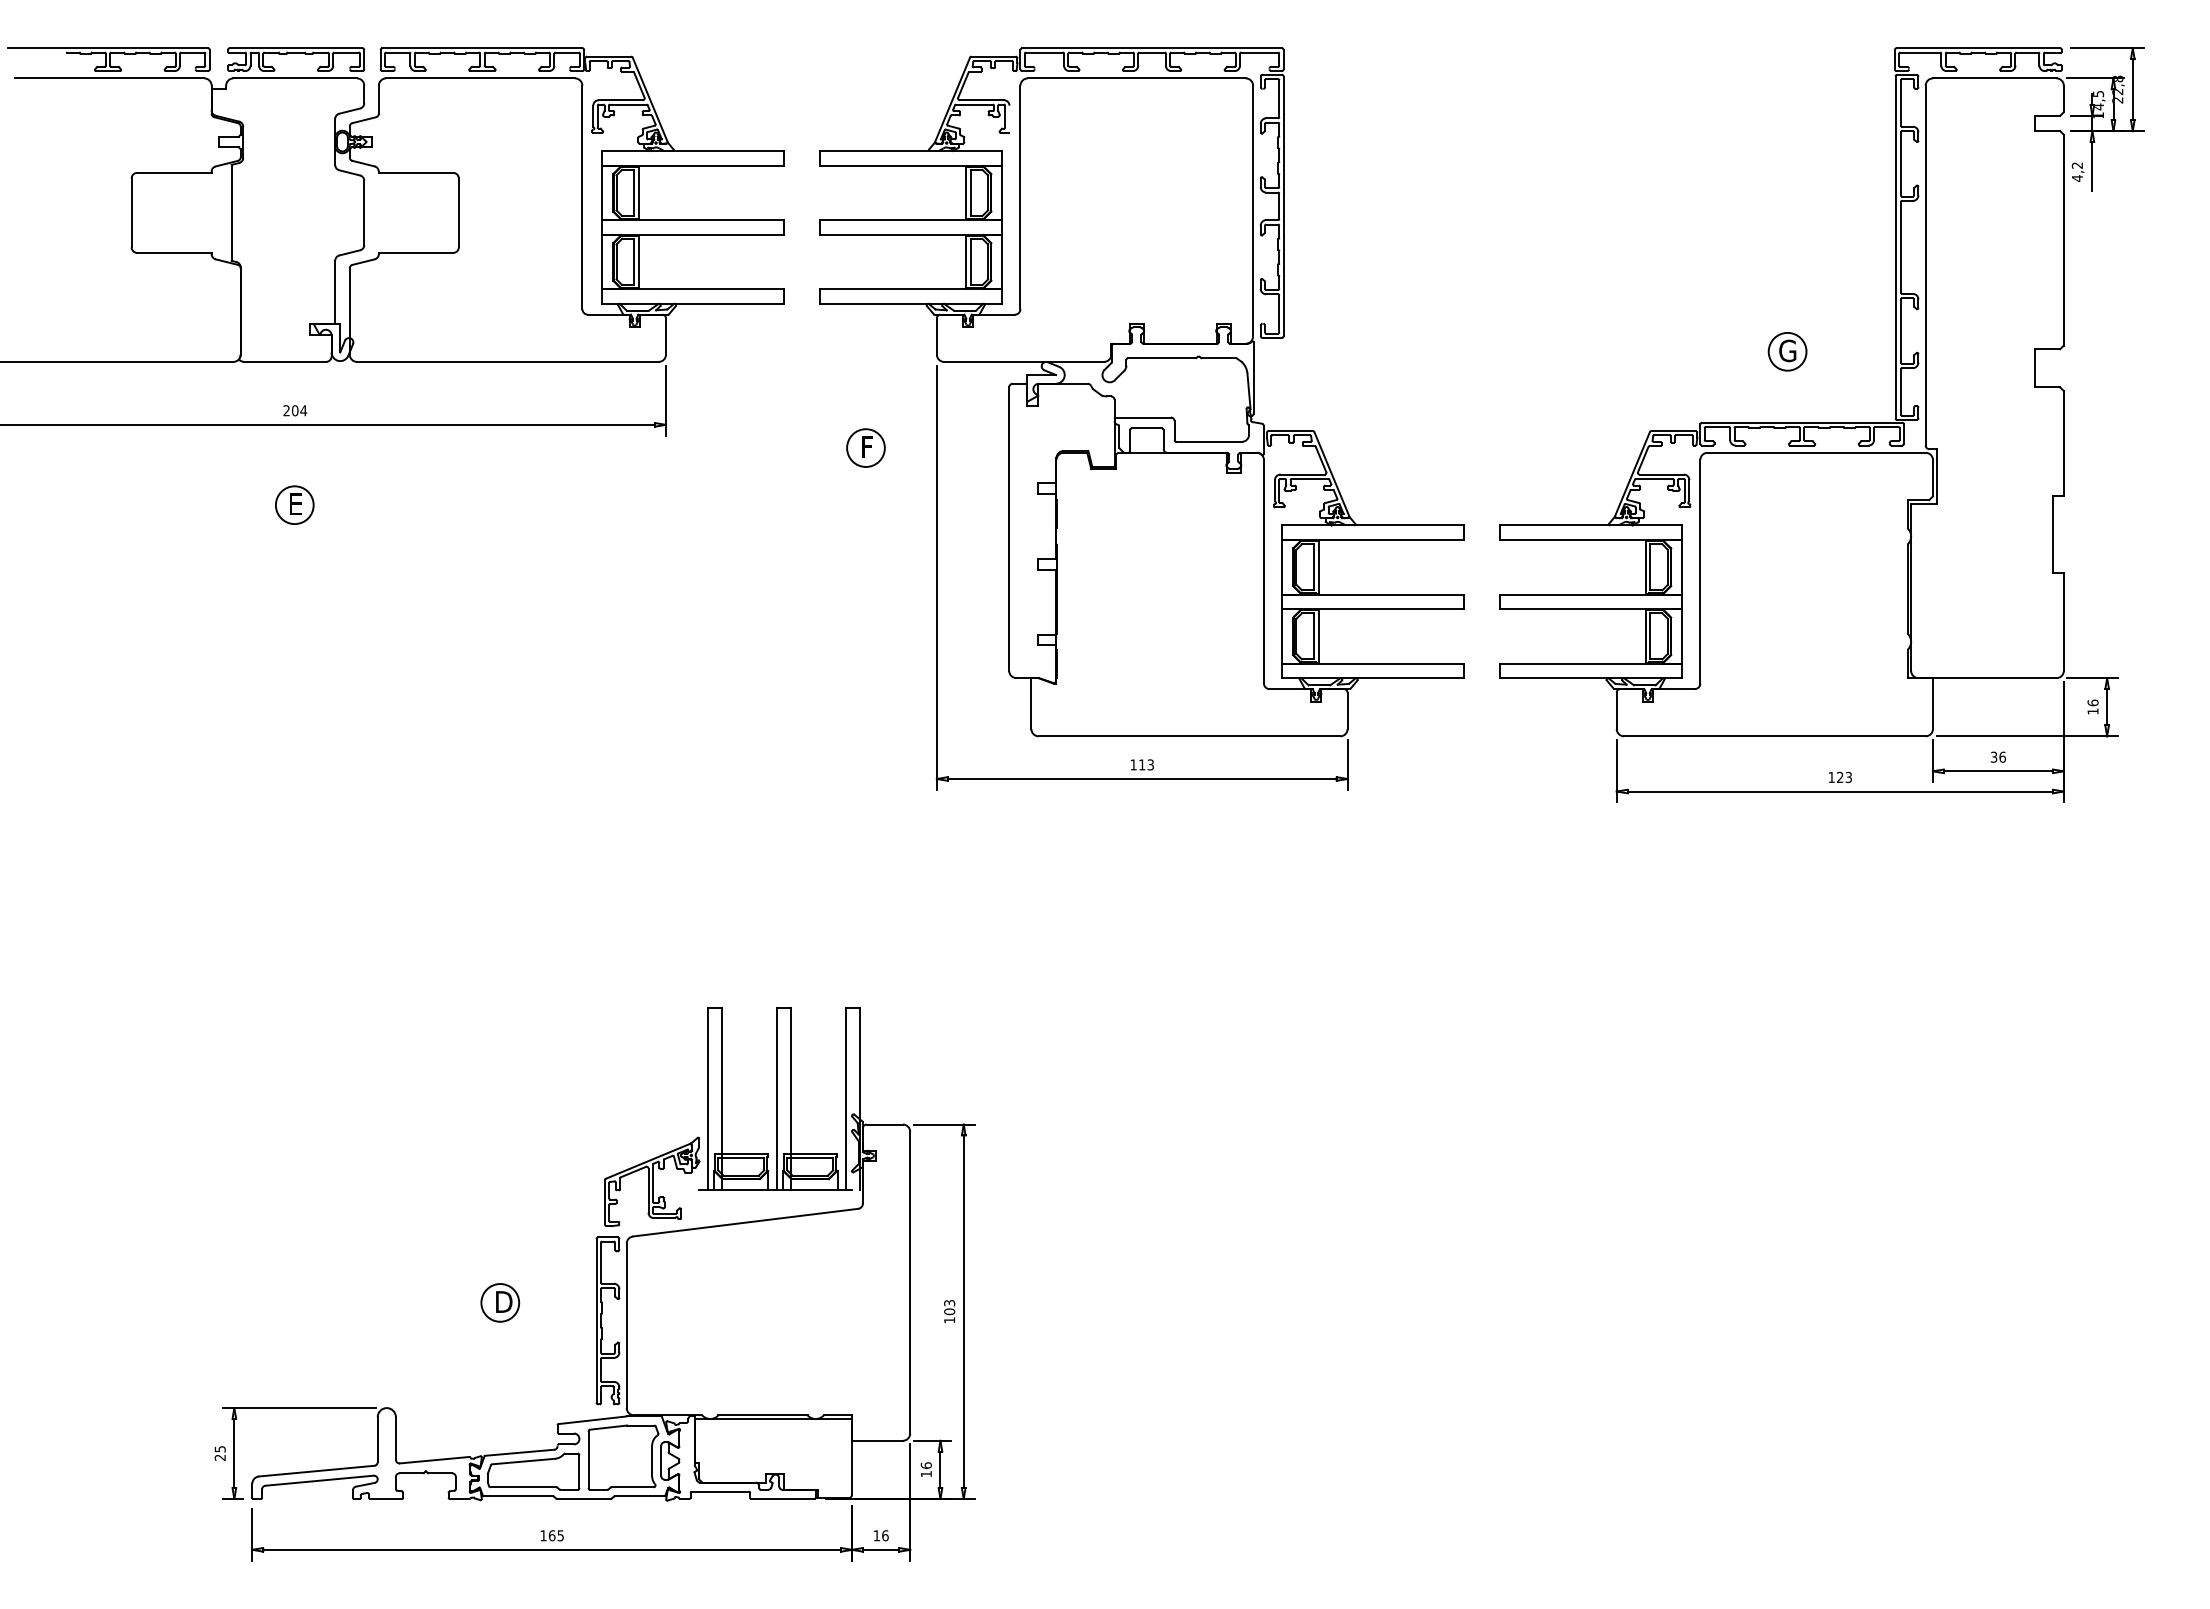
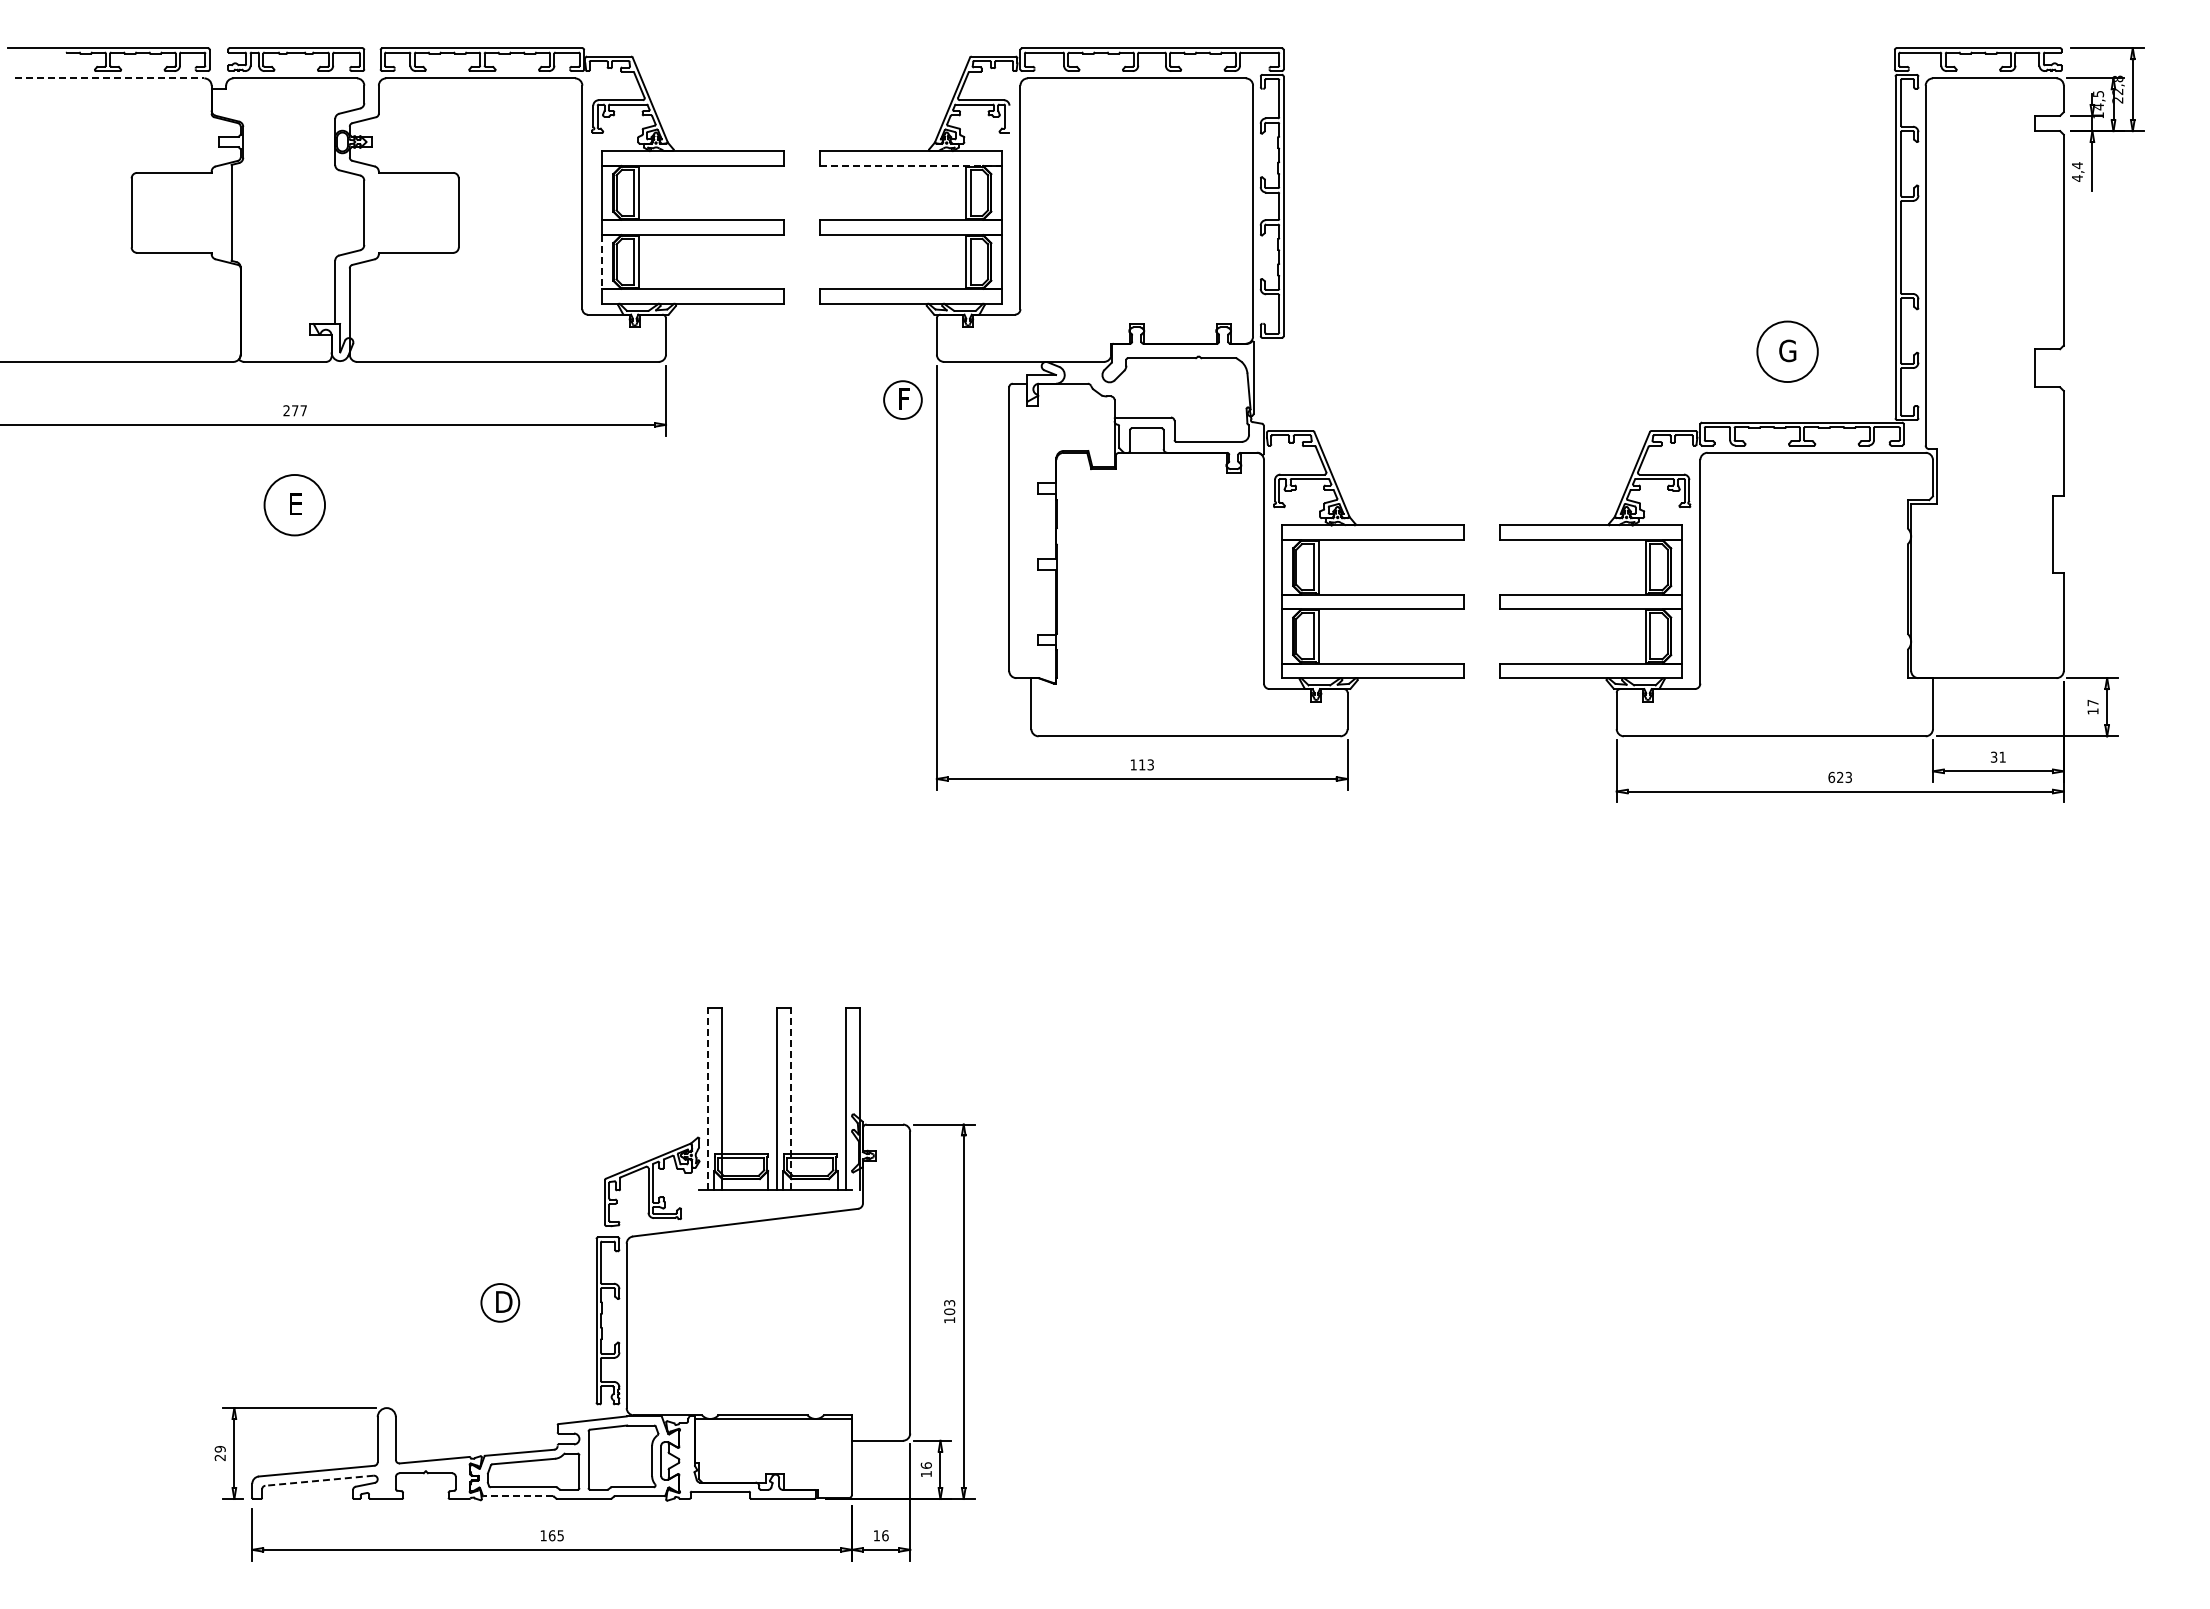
line: solid -> dashed (109, 78)
line: solid -> dashed (911, 165)
text: 4,2 -> 4,4 (2076, 165)
line: solid -> dashed (602, 262)
circle diameter: 38 px -> 60 px (1787, 351)
text: 204 -> 277 (299, 410)
part position: (865, 447) -> (902, 399) (902, 399)
circle diameter: 38 px -> 60 px (294, 504)
text: 16 -> 17 (2092, 702)
text: 36 -> 31 (2002, 756)
text: 123 -> 623 (1831, 776)
line: solid -> dashed (707, 1099)
line: solid -> dashed (791, 1099)
text: 25 -> 29 (219, 1449)
line: solid -> dashed (319, 1480)
line: solid -> dashed (518, 1496)
